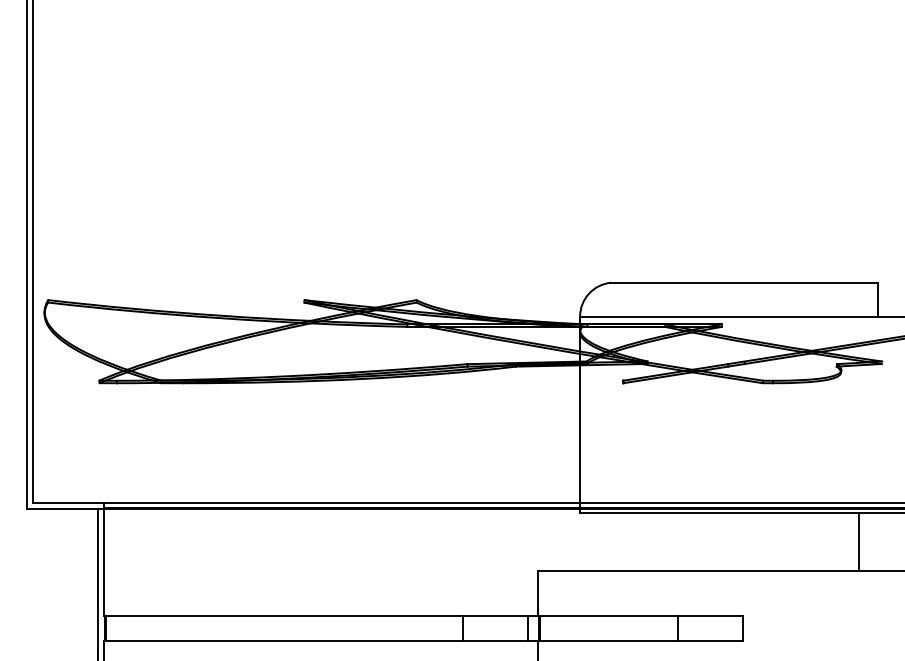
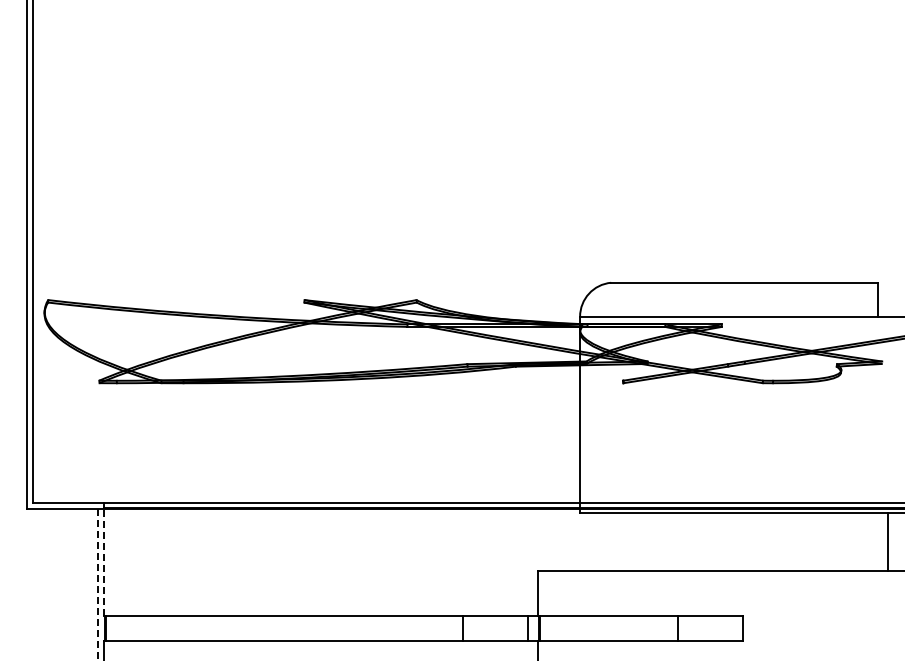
line position: (859, 541) -> (888, 541) (888, 541)
line: solid -> dashed (104, 561)
line: solid -> dashed (98, 585)
